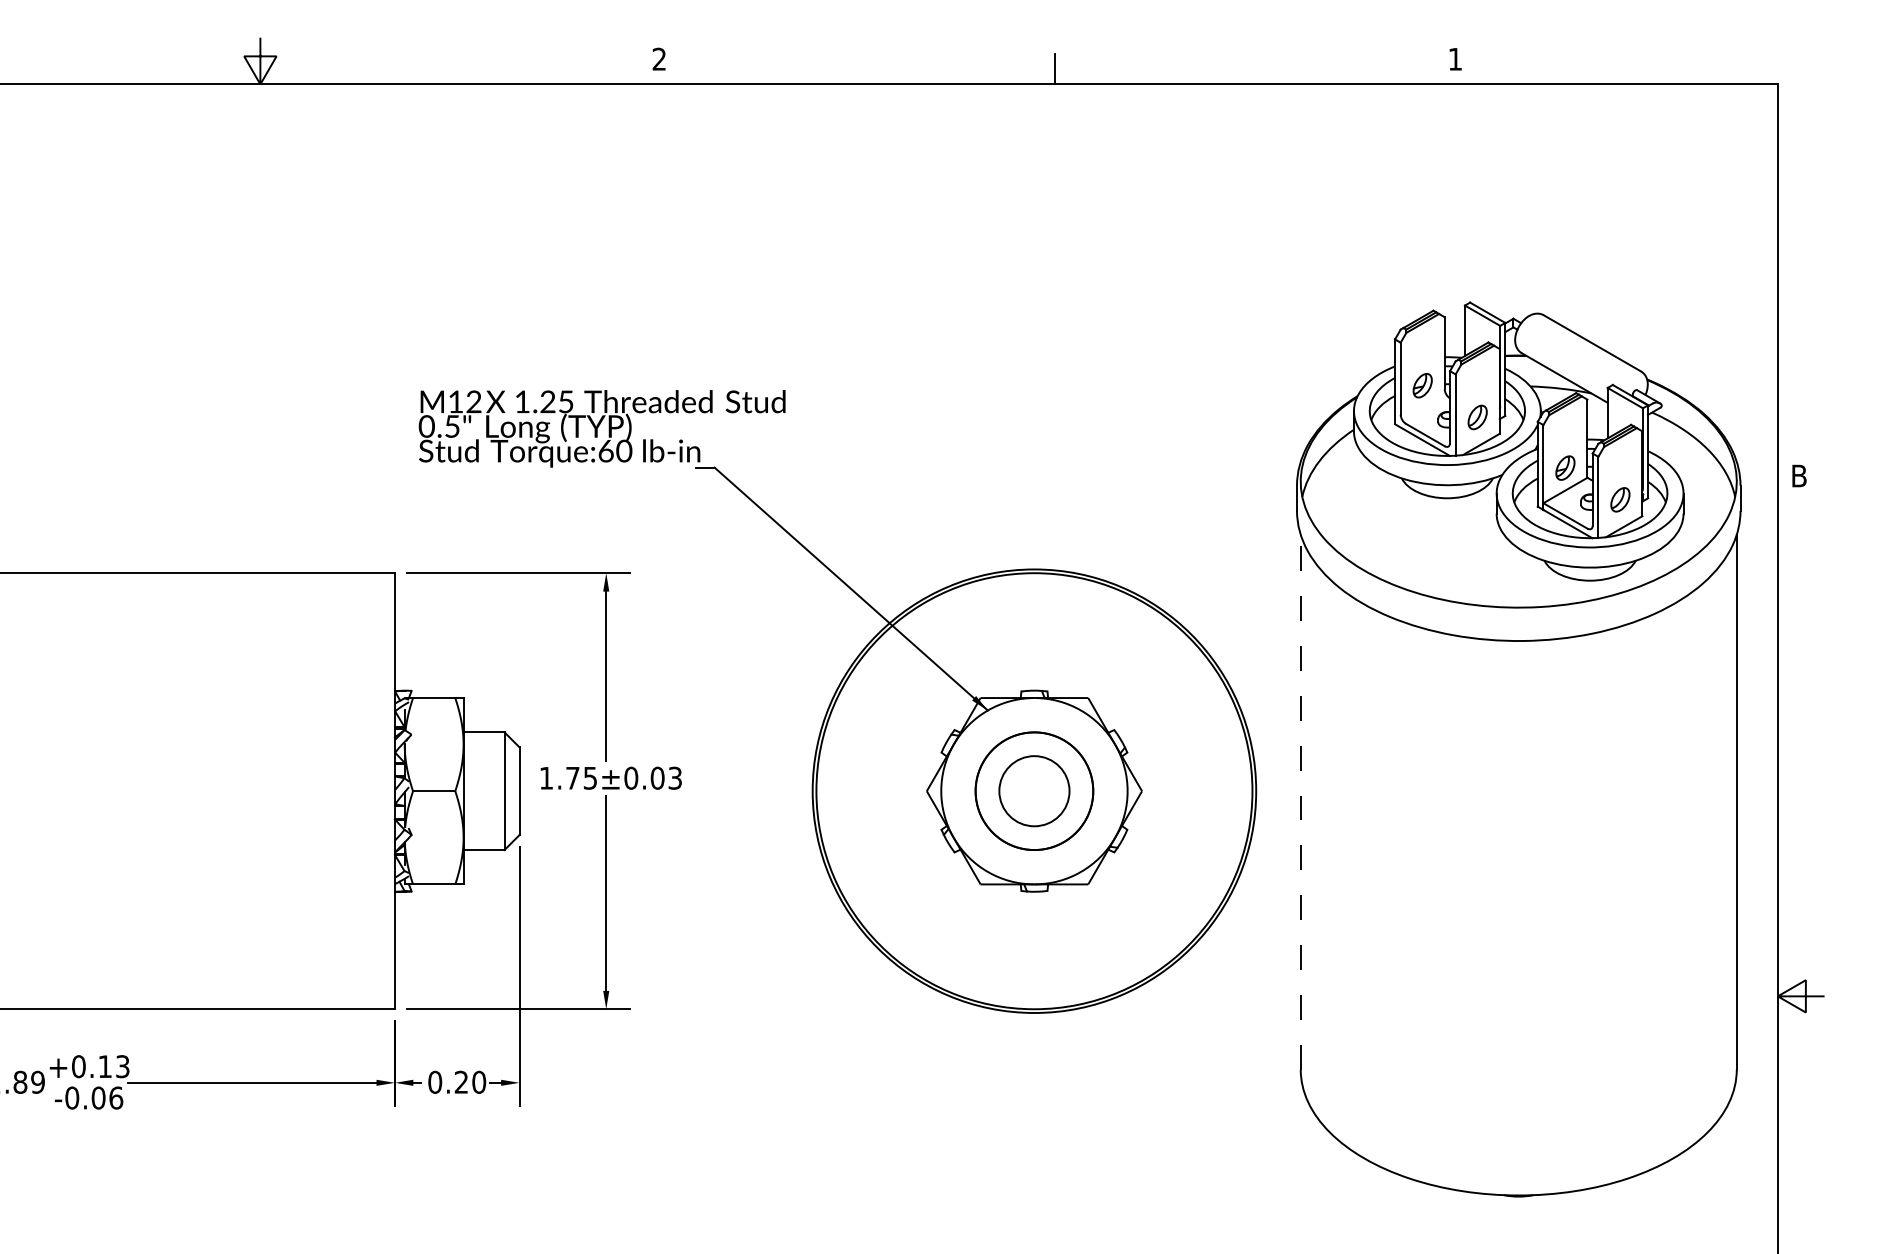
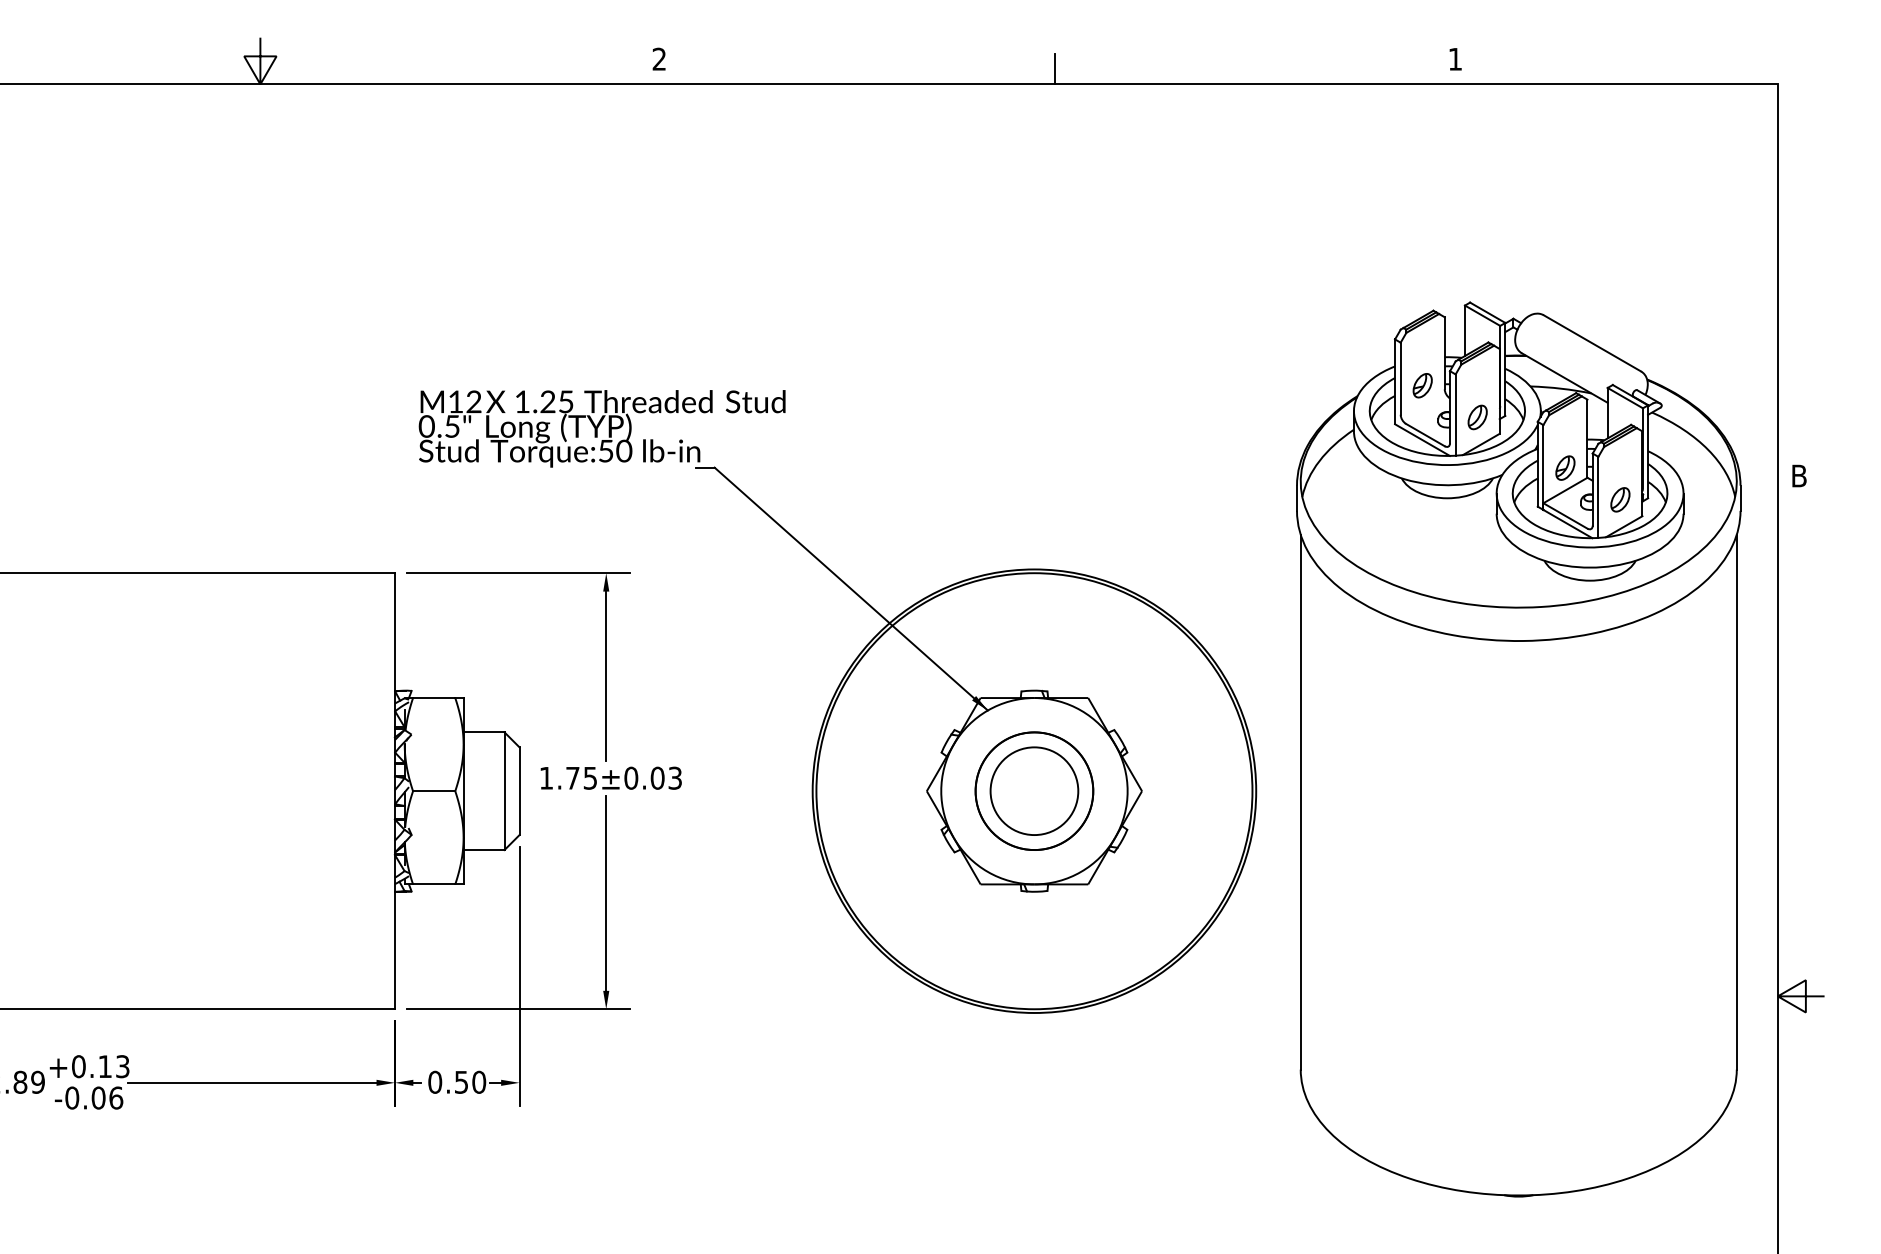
text: Torque:60 -> Torque:50 (605, 451)
circle diameter: 70 px -> 88 px (1034, 791)
line: dashed -> solid (1300, 801)
text: 0.20 -> 0.50 (460, 1081)
